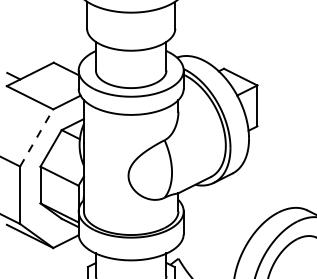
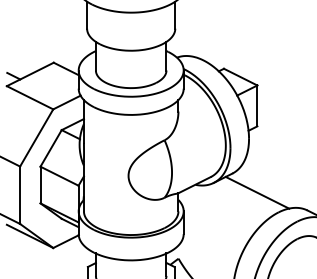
line: dashed -> solid (36, 137)
line: none -> present (257, 192)
